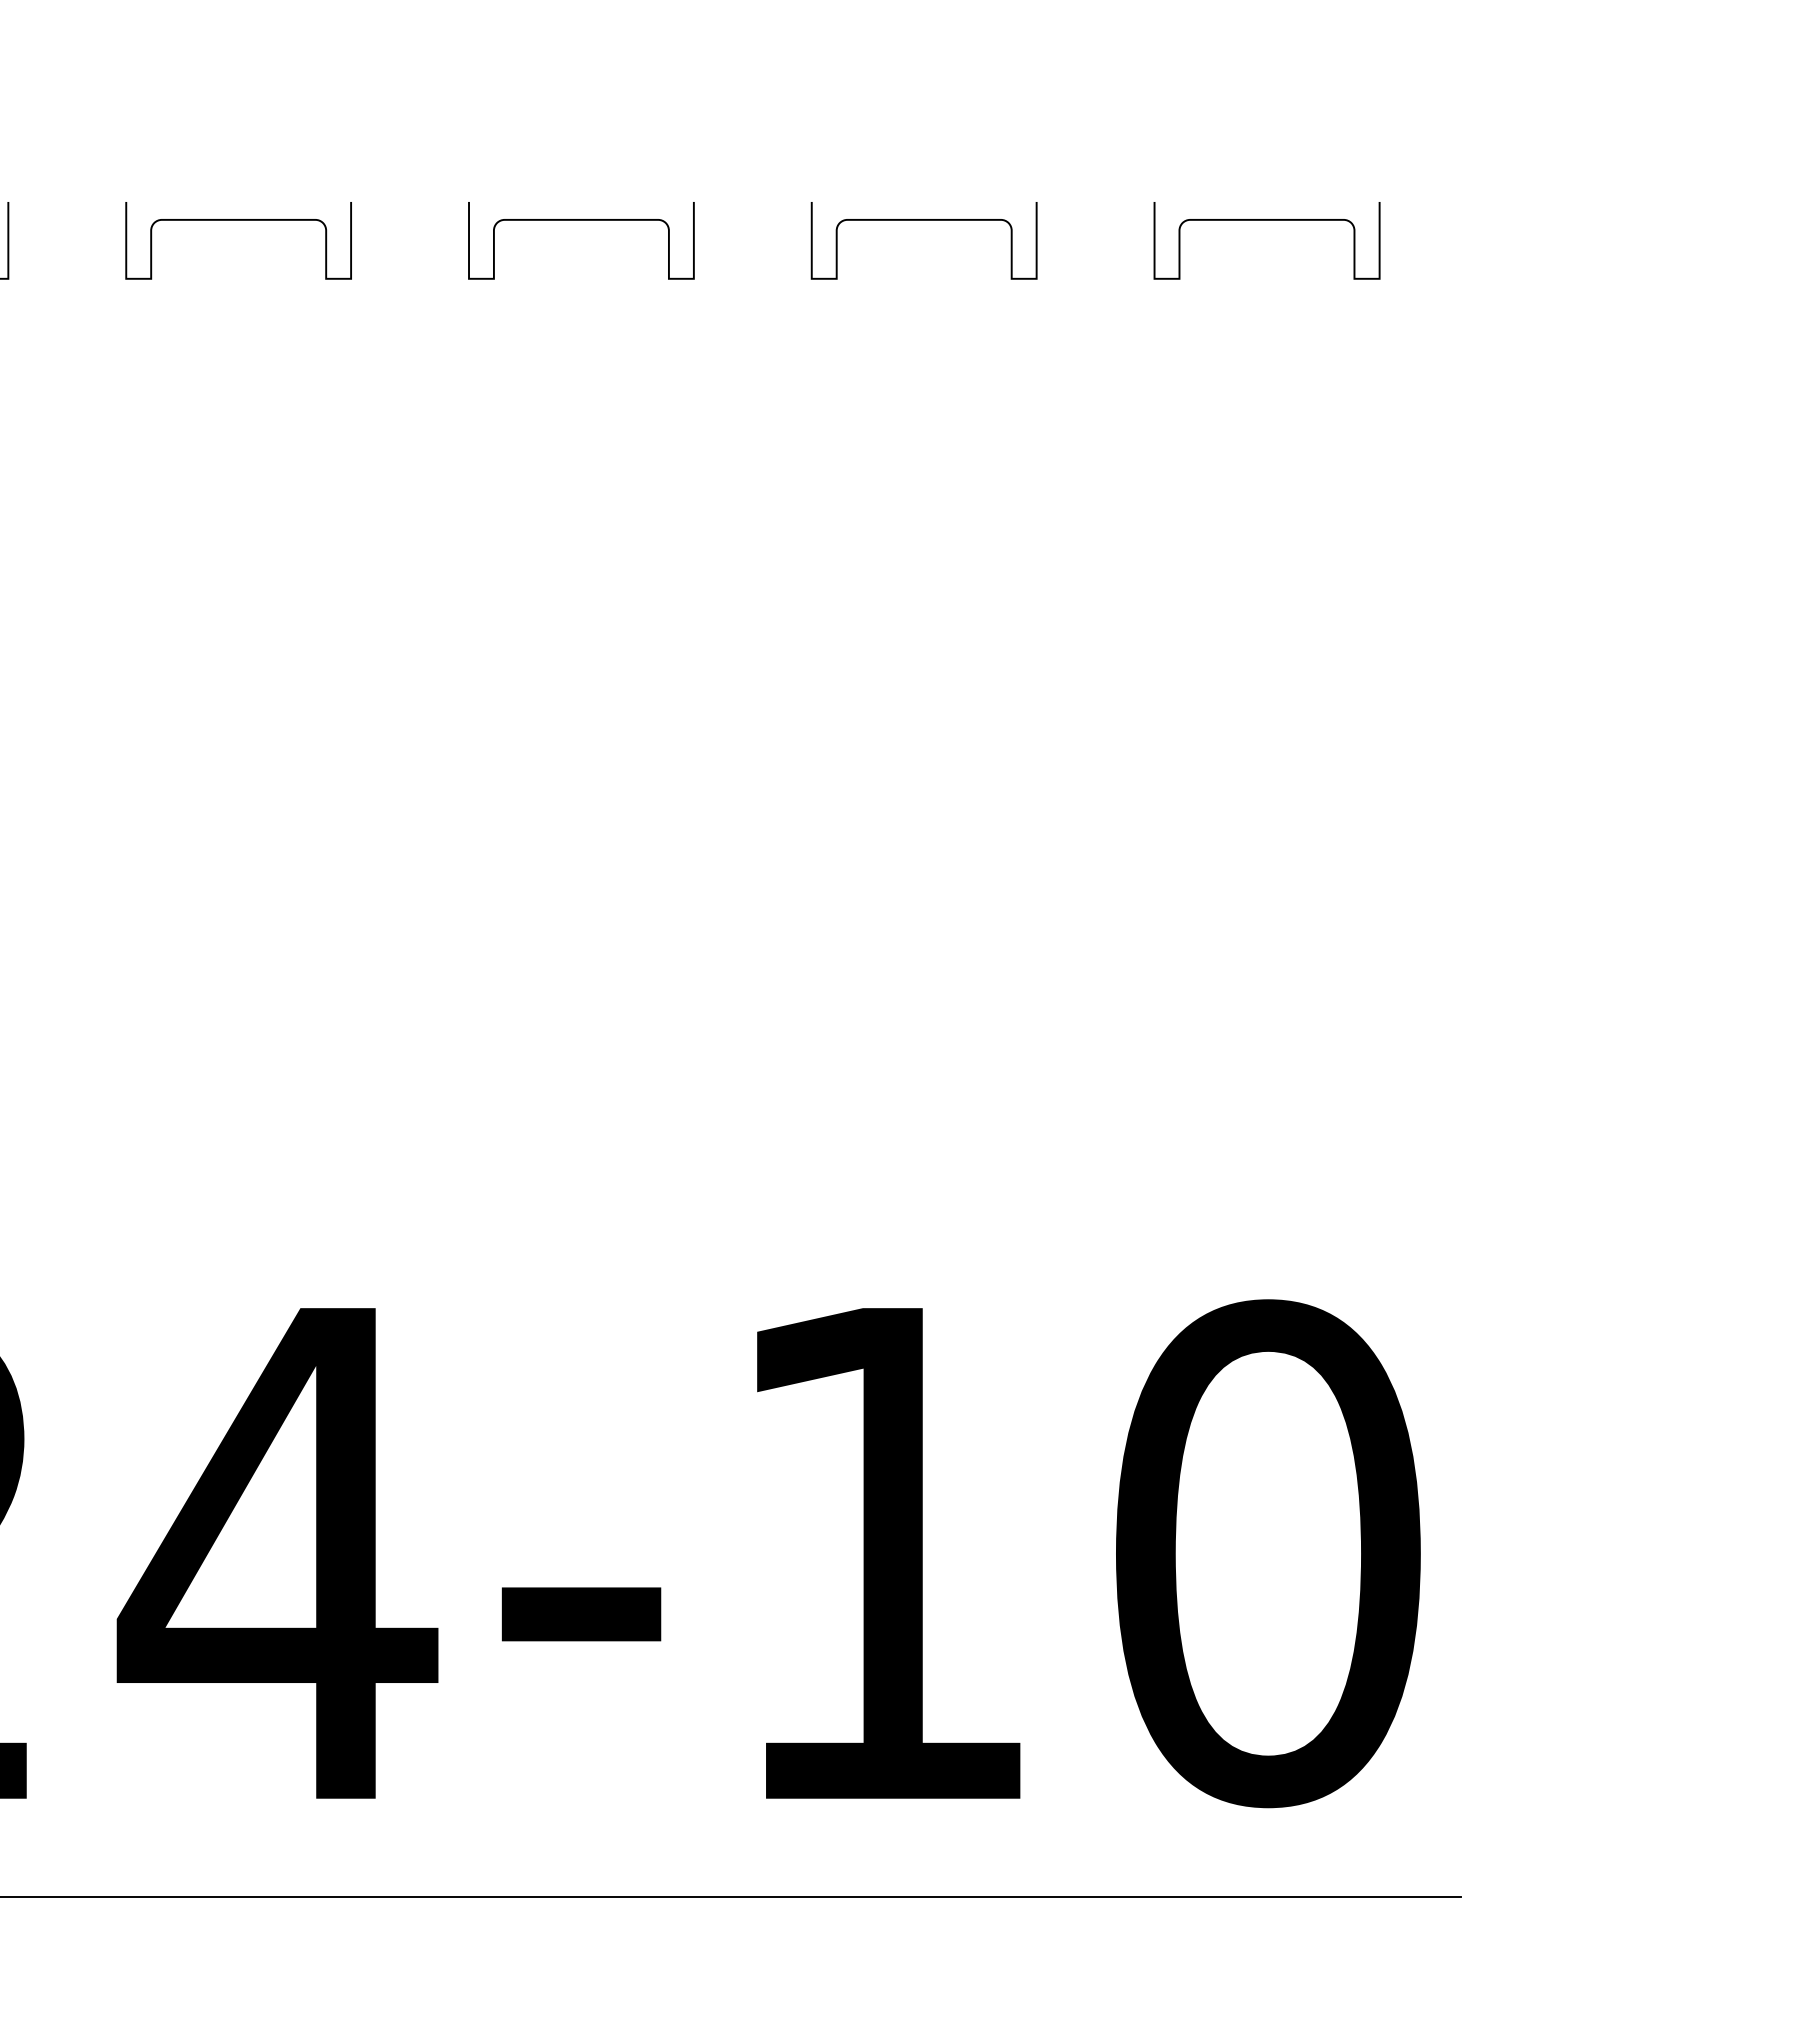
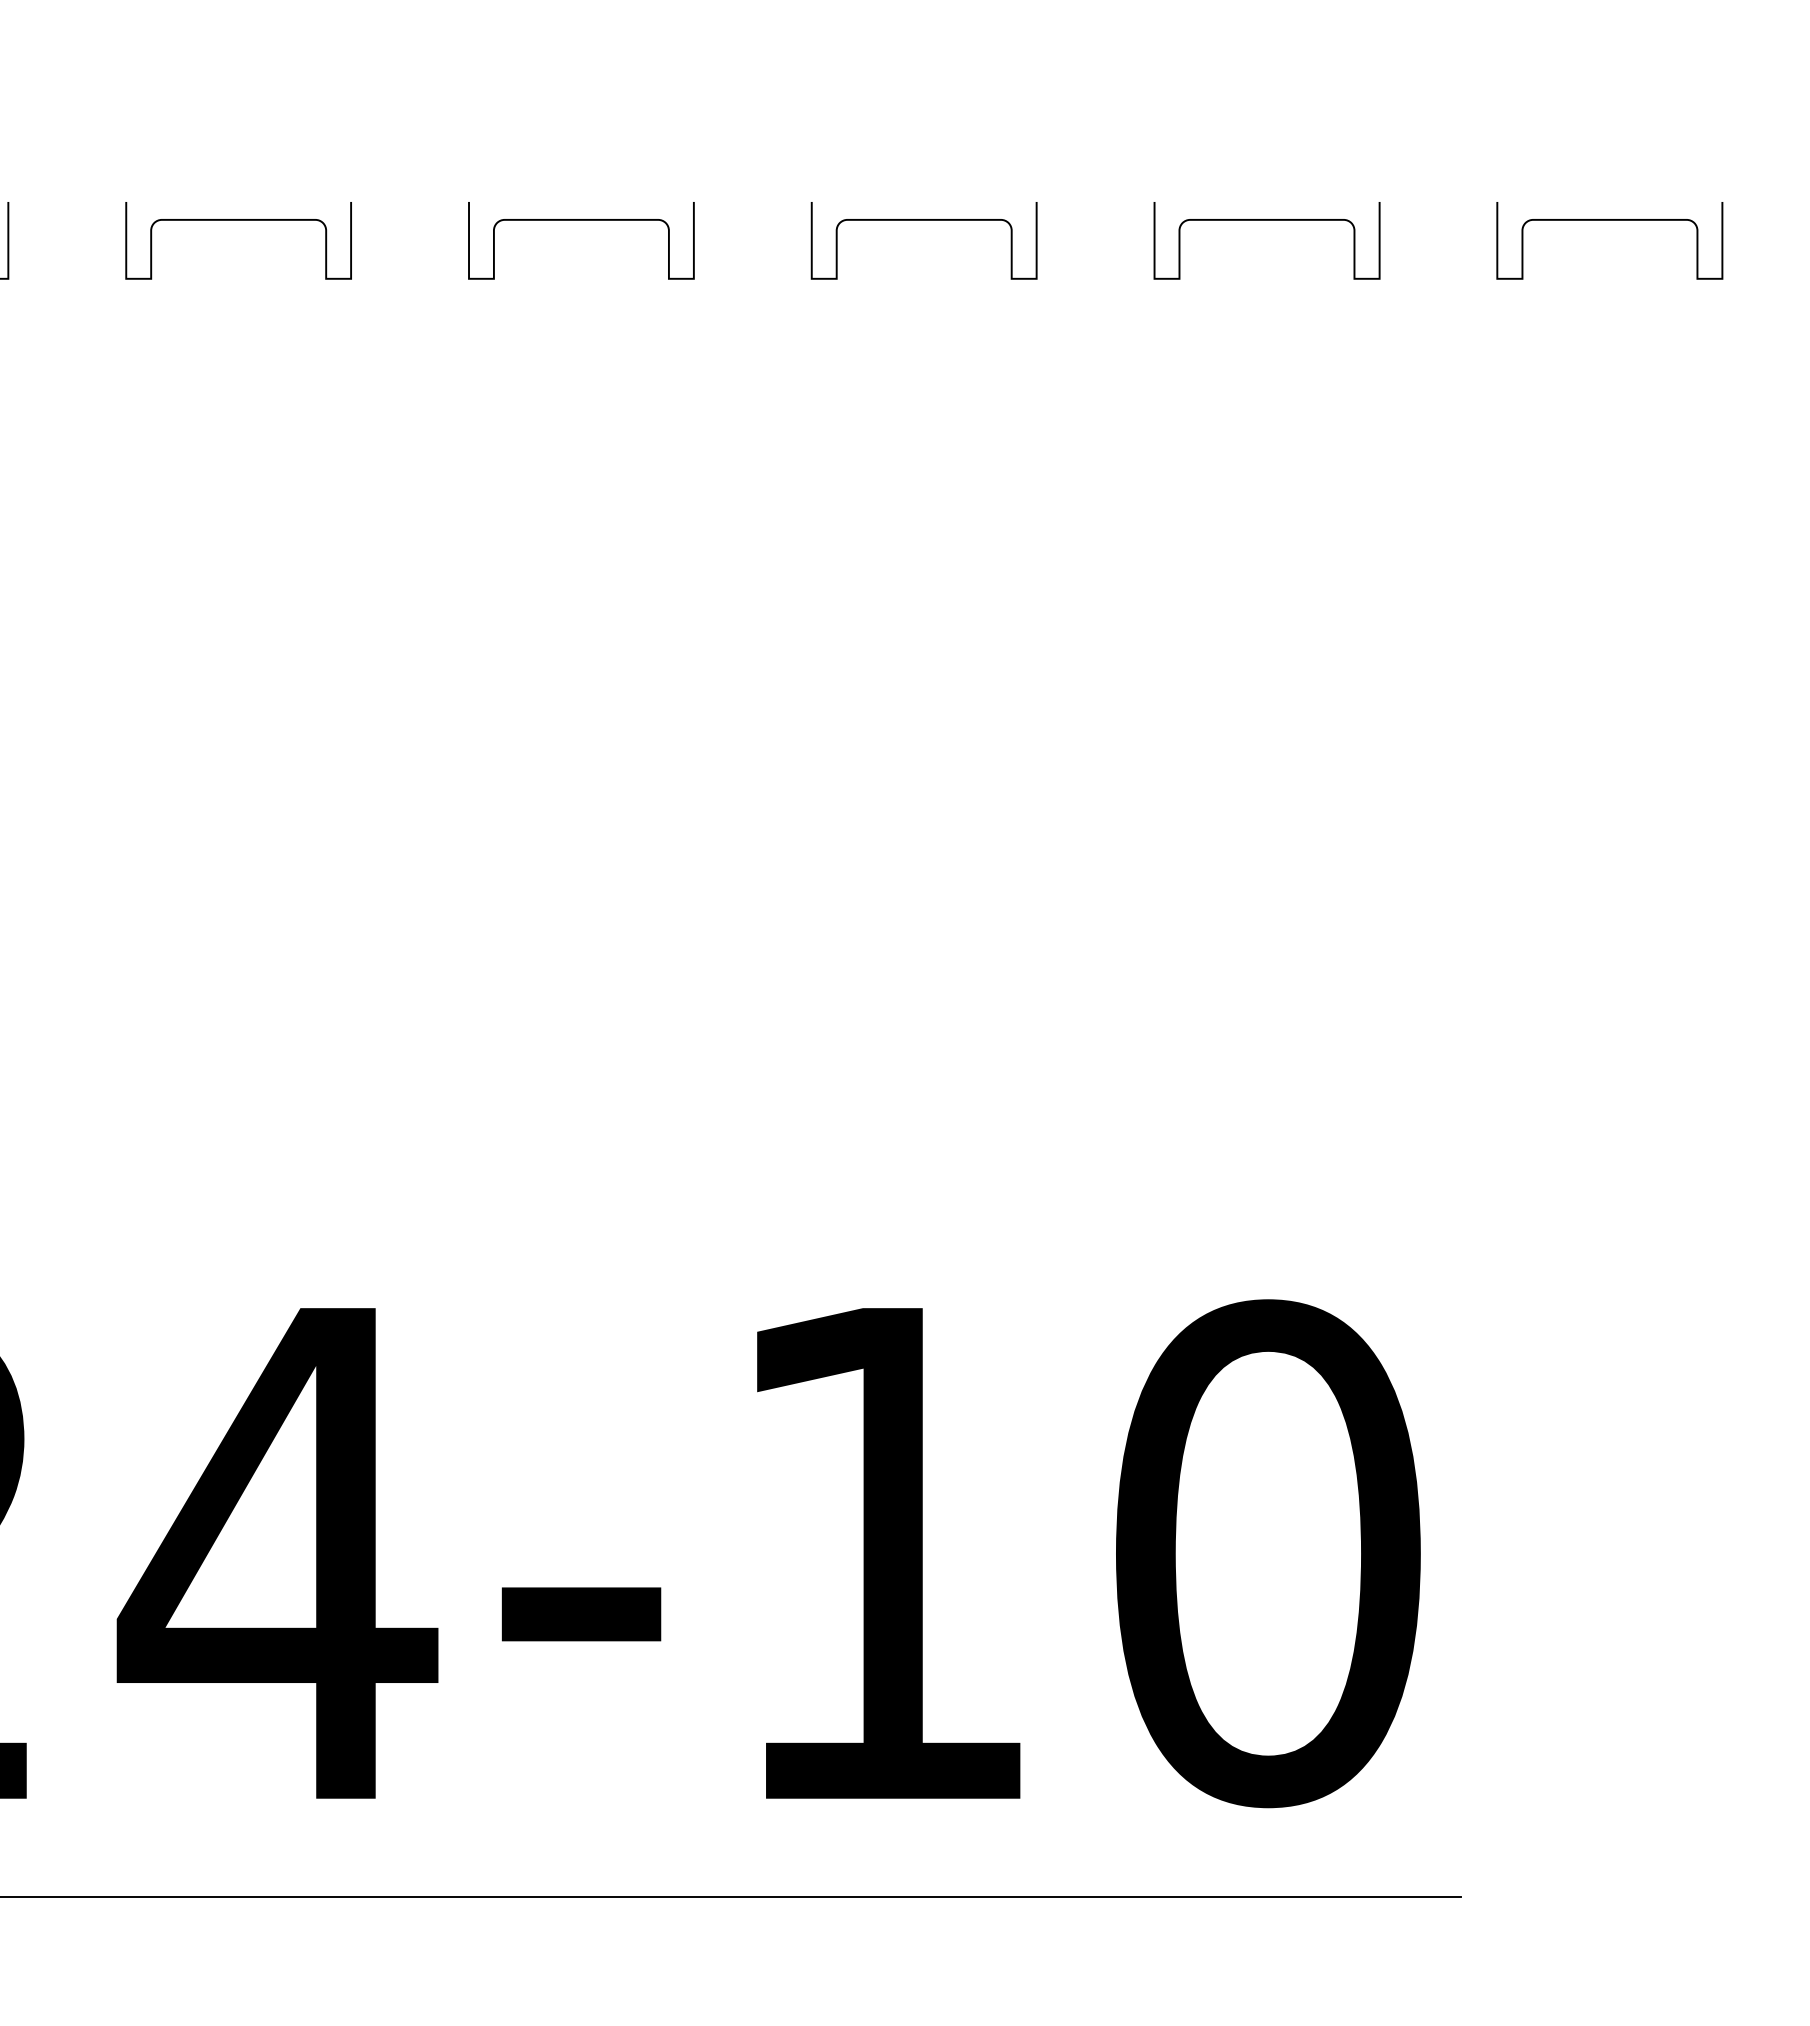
curve: none -> present (1609, 220)
